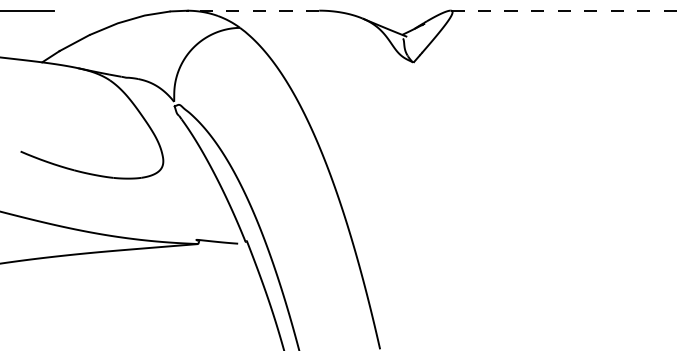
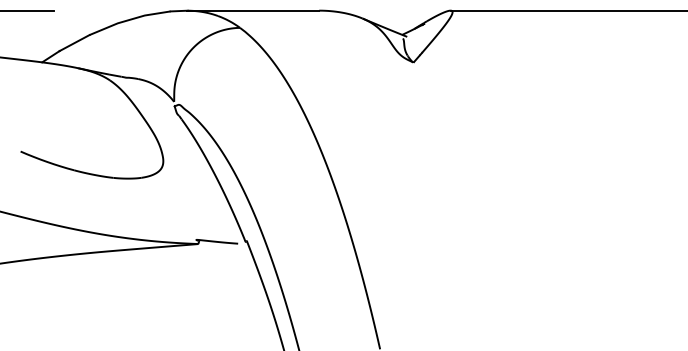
line: dashed -> solid (252, 10)
line: dashed -> solid (568, 10)
